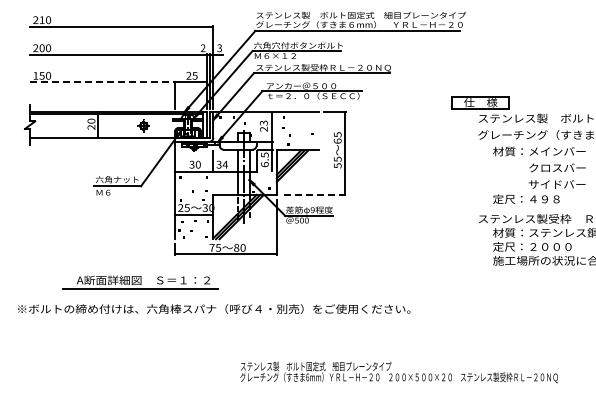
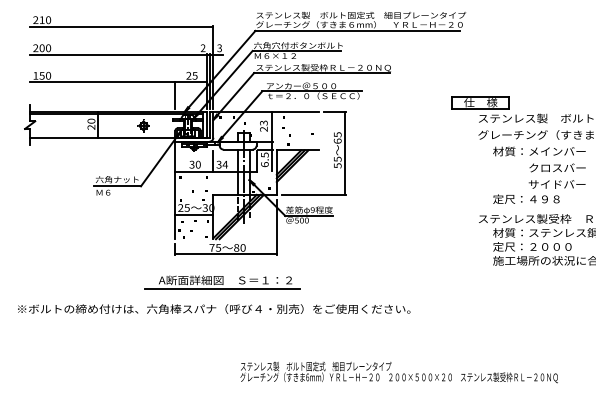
line: dashed -> solid (102, 82)
line: dashed -> solid (313, 194)
part position: (140, 282) -> (222, 282) (222, 282)
